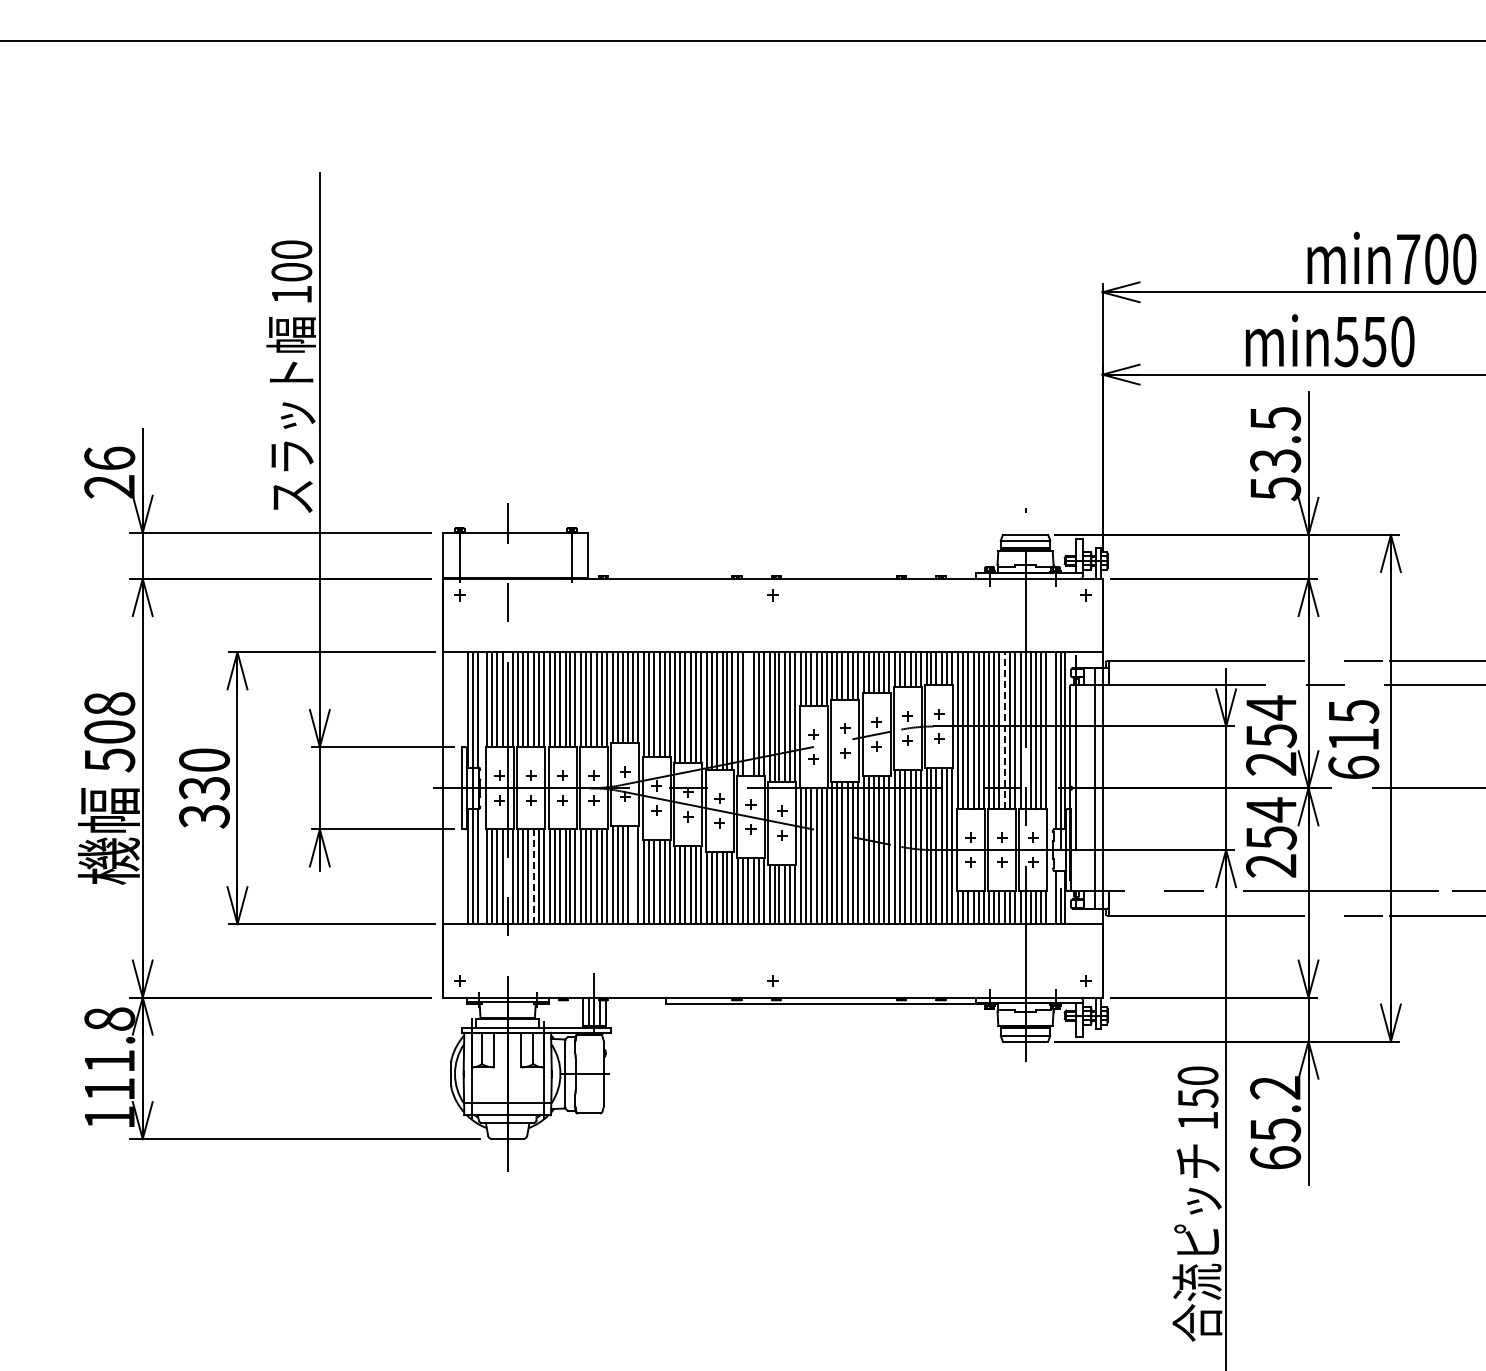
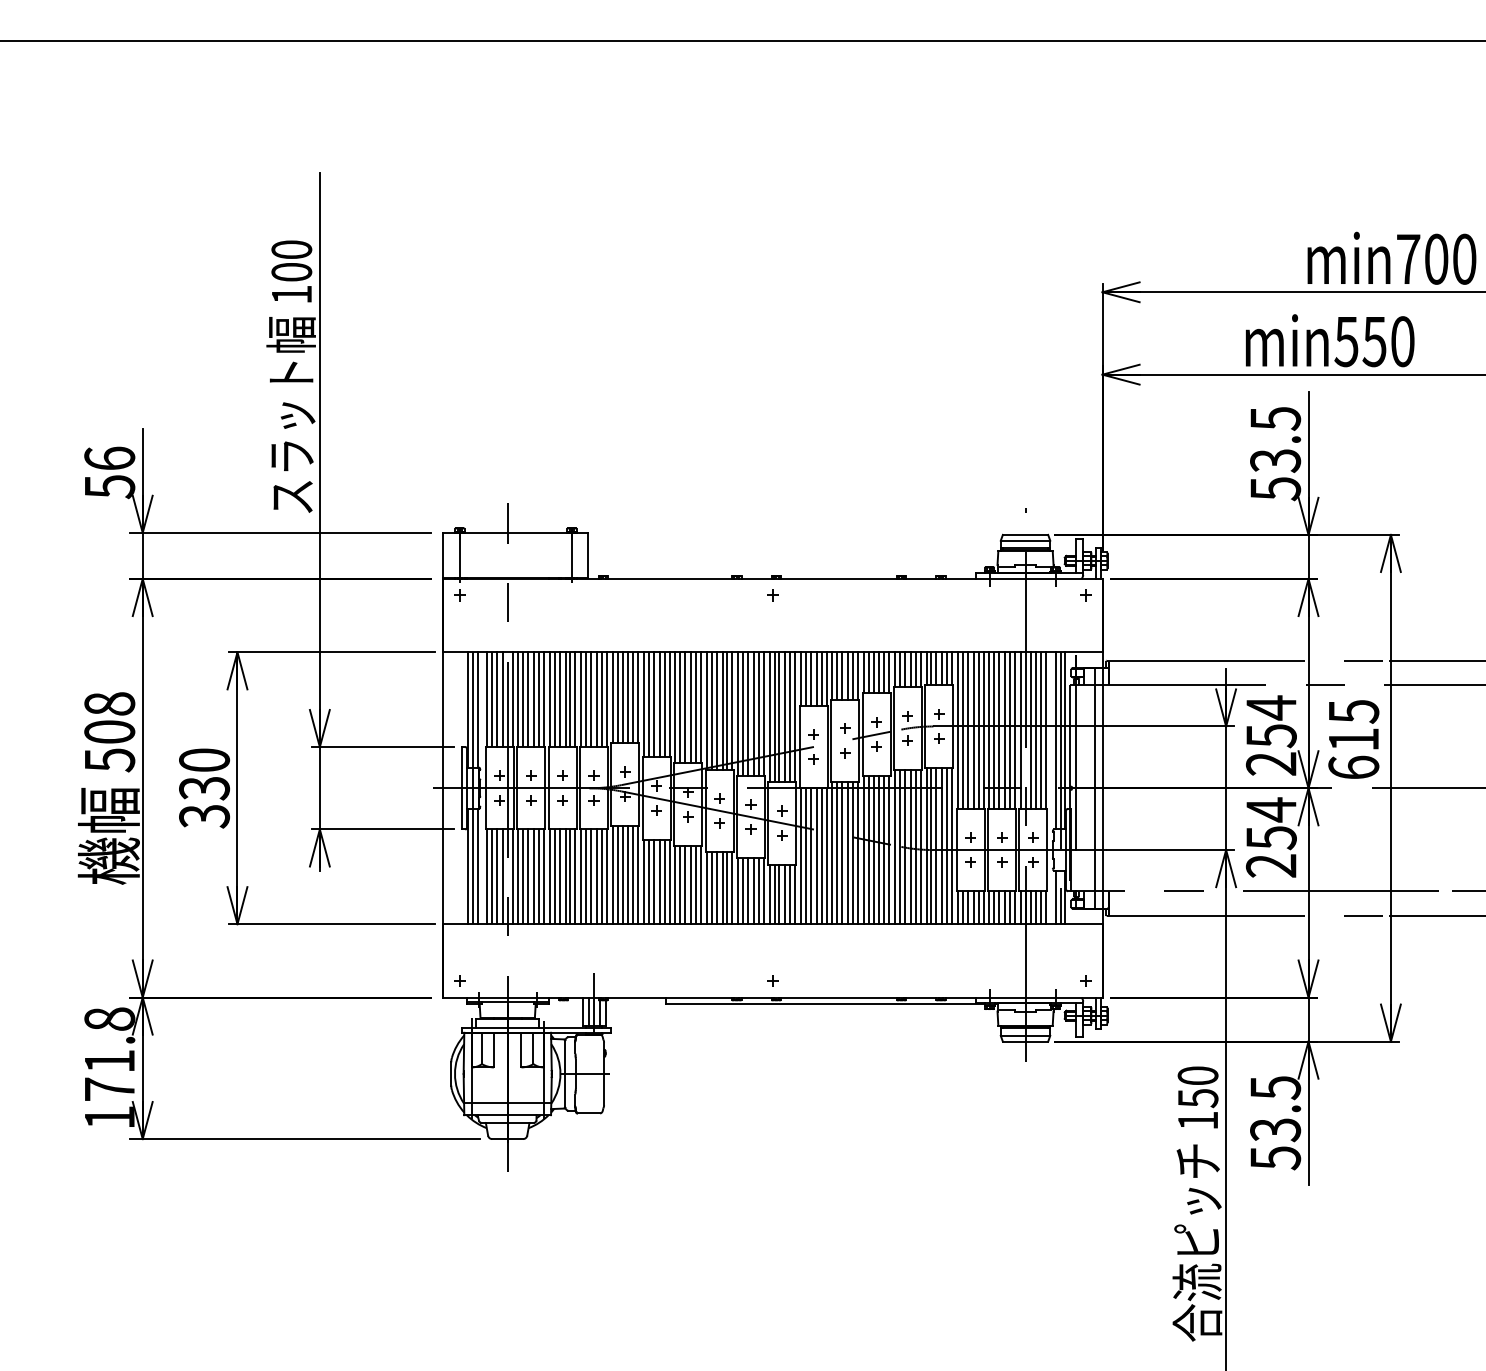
text: 26 -> 56 (109, 487)
line: none -> present (748, 713)
line: dashed -> solid (1005, 730)
line: none -> present (633, 874)
line: dashed -> solid (534, 876)
text: 111.8 -> 171.8 (109, 1088)
text: 65.2 -> 53.5 (1275, 1123)
